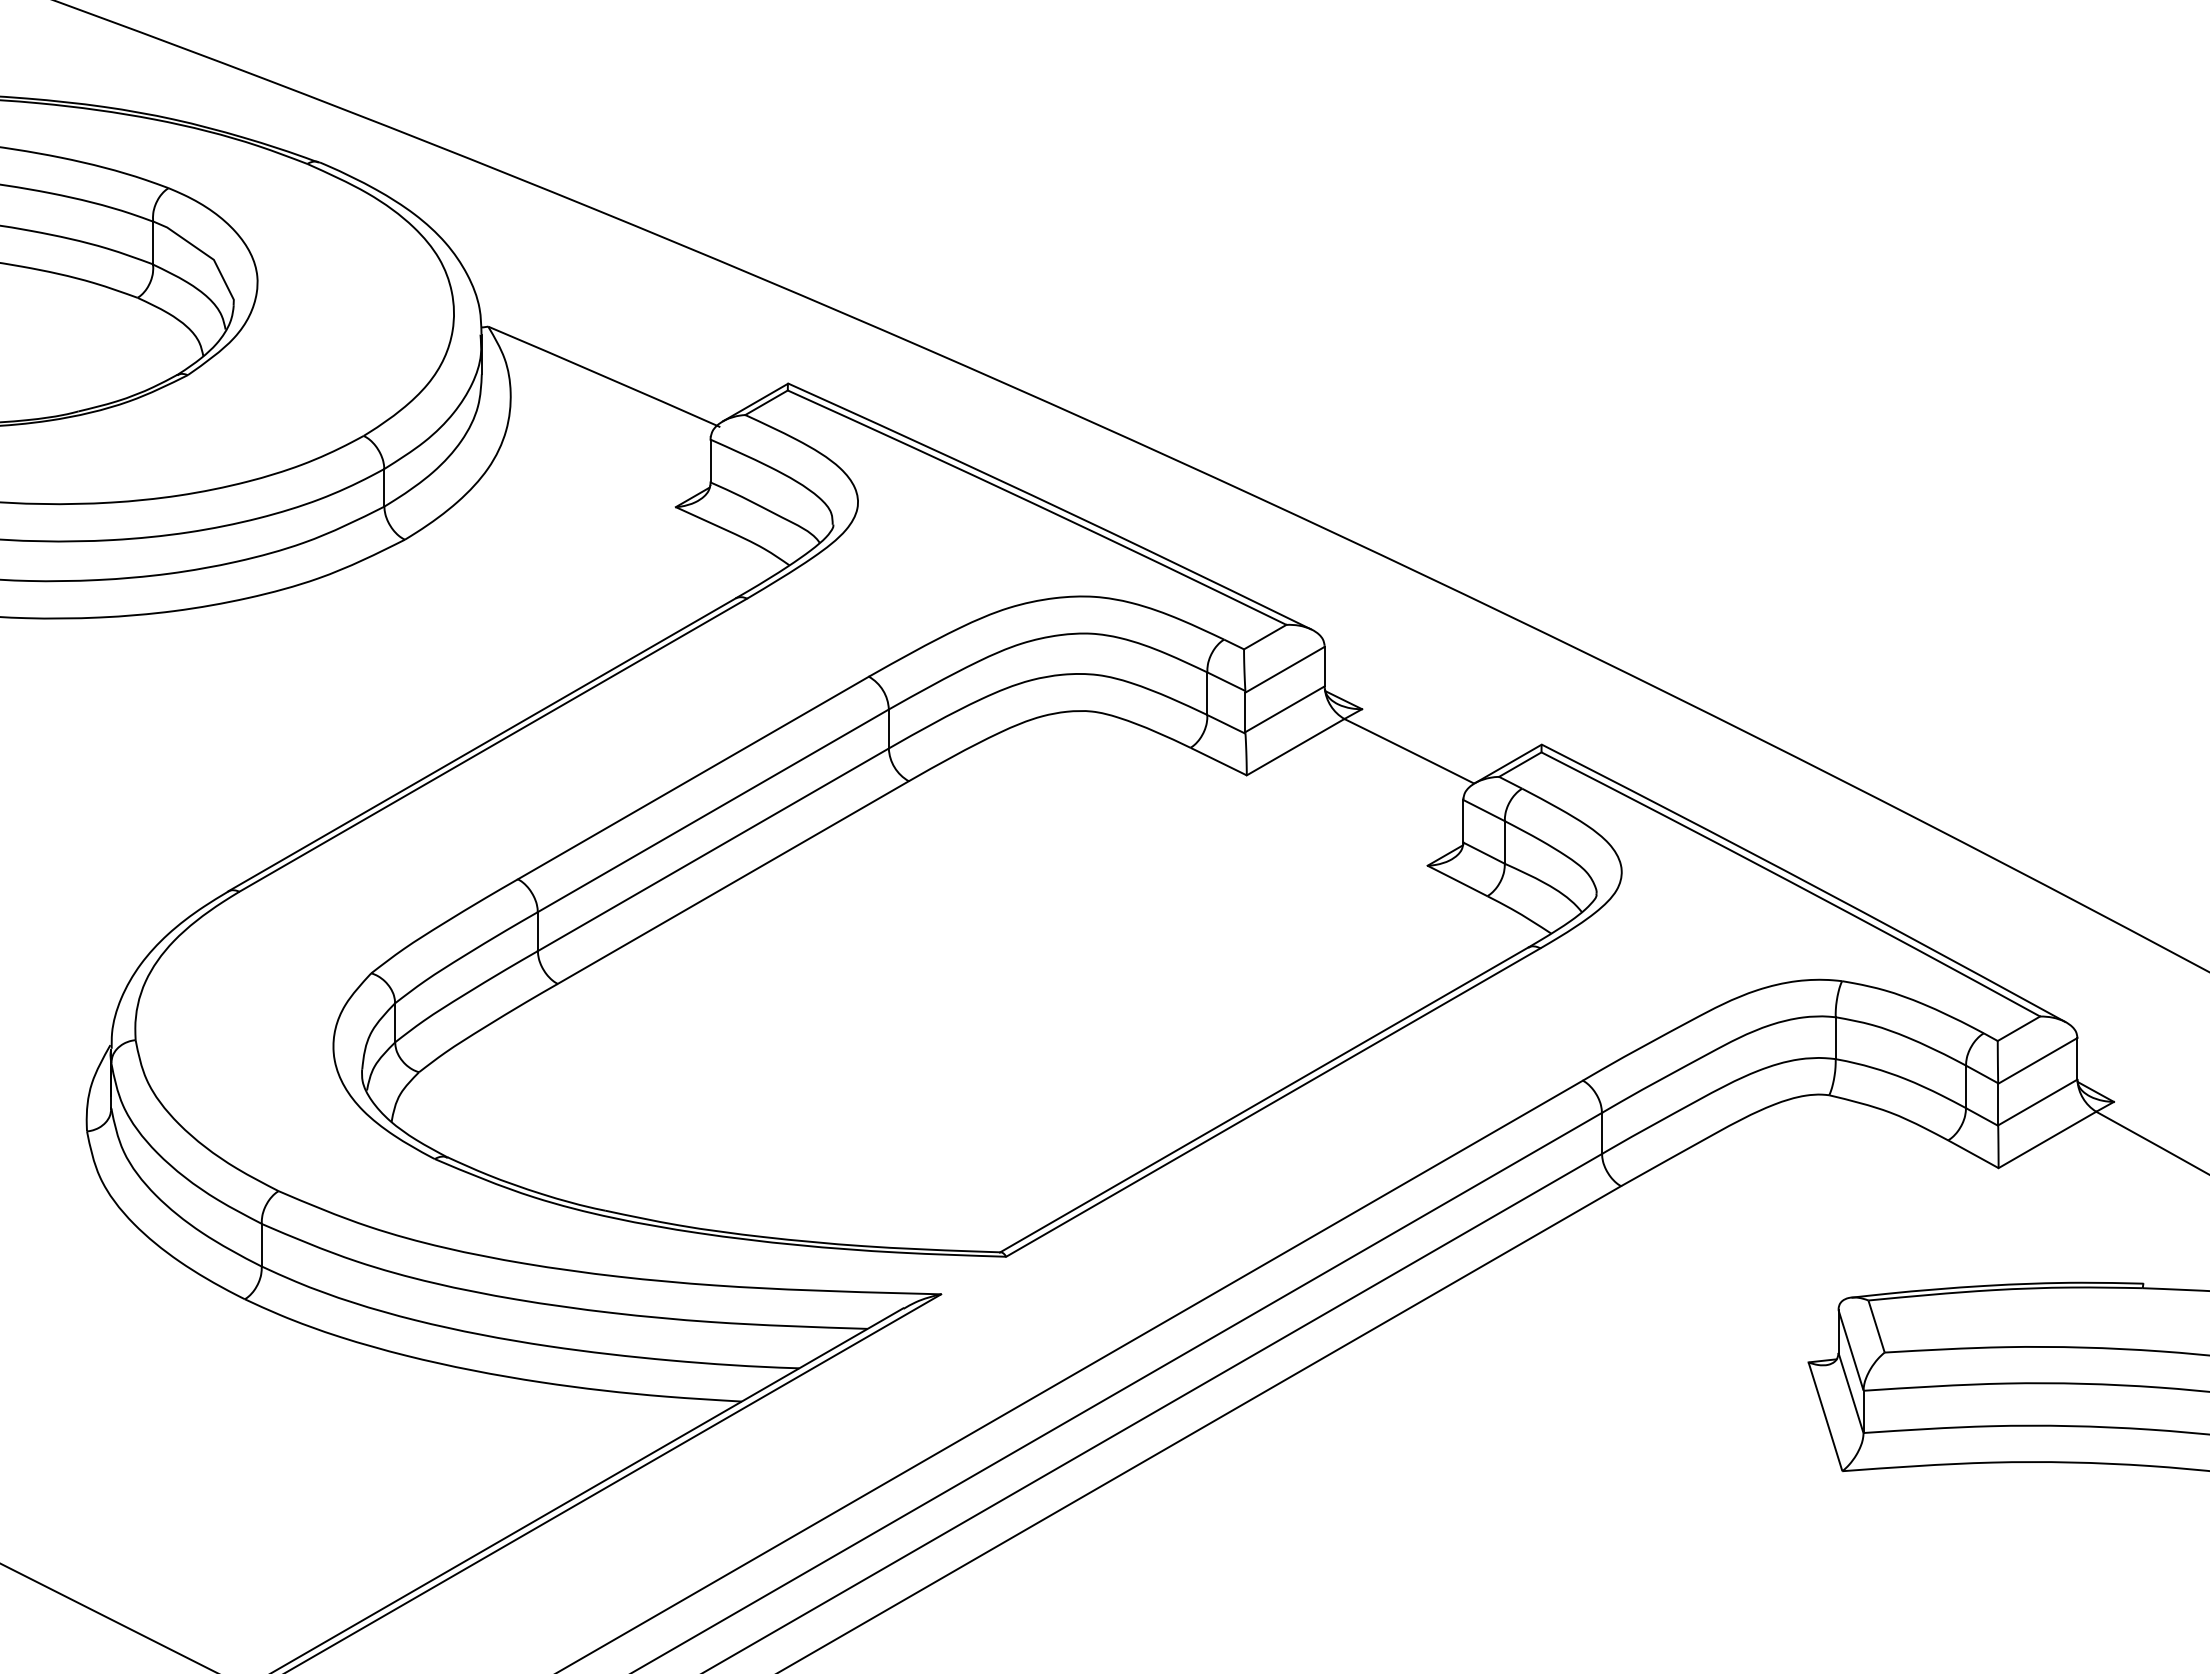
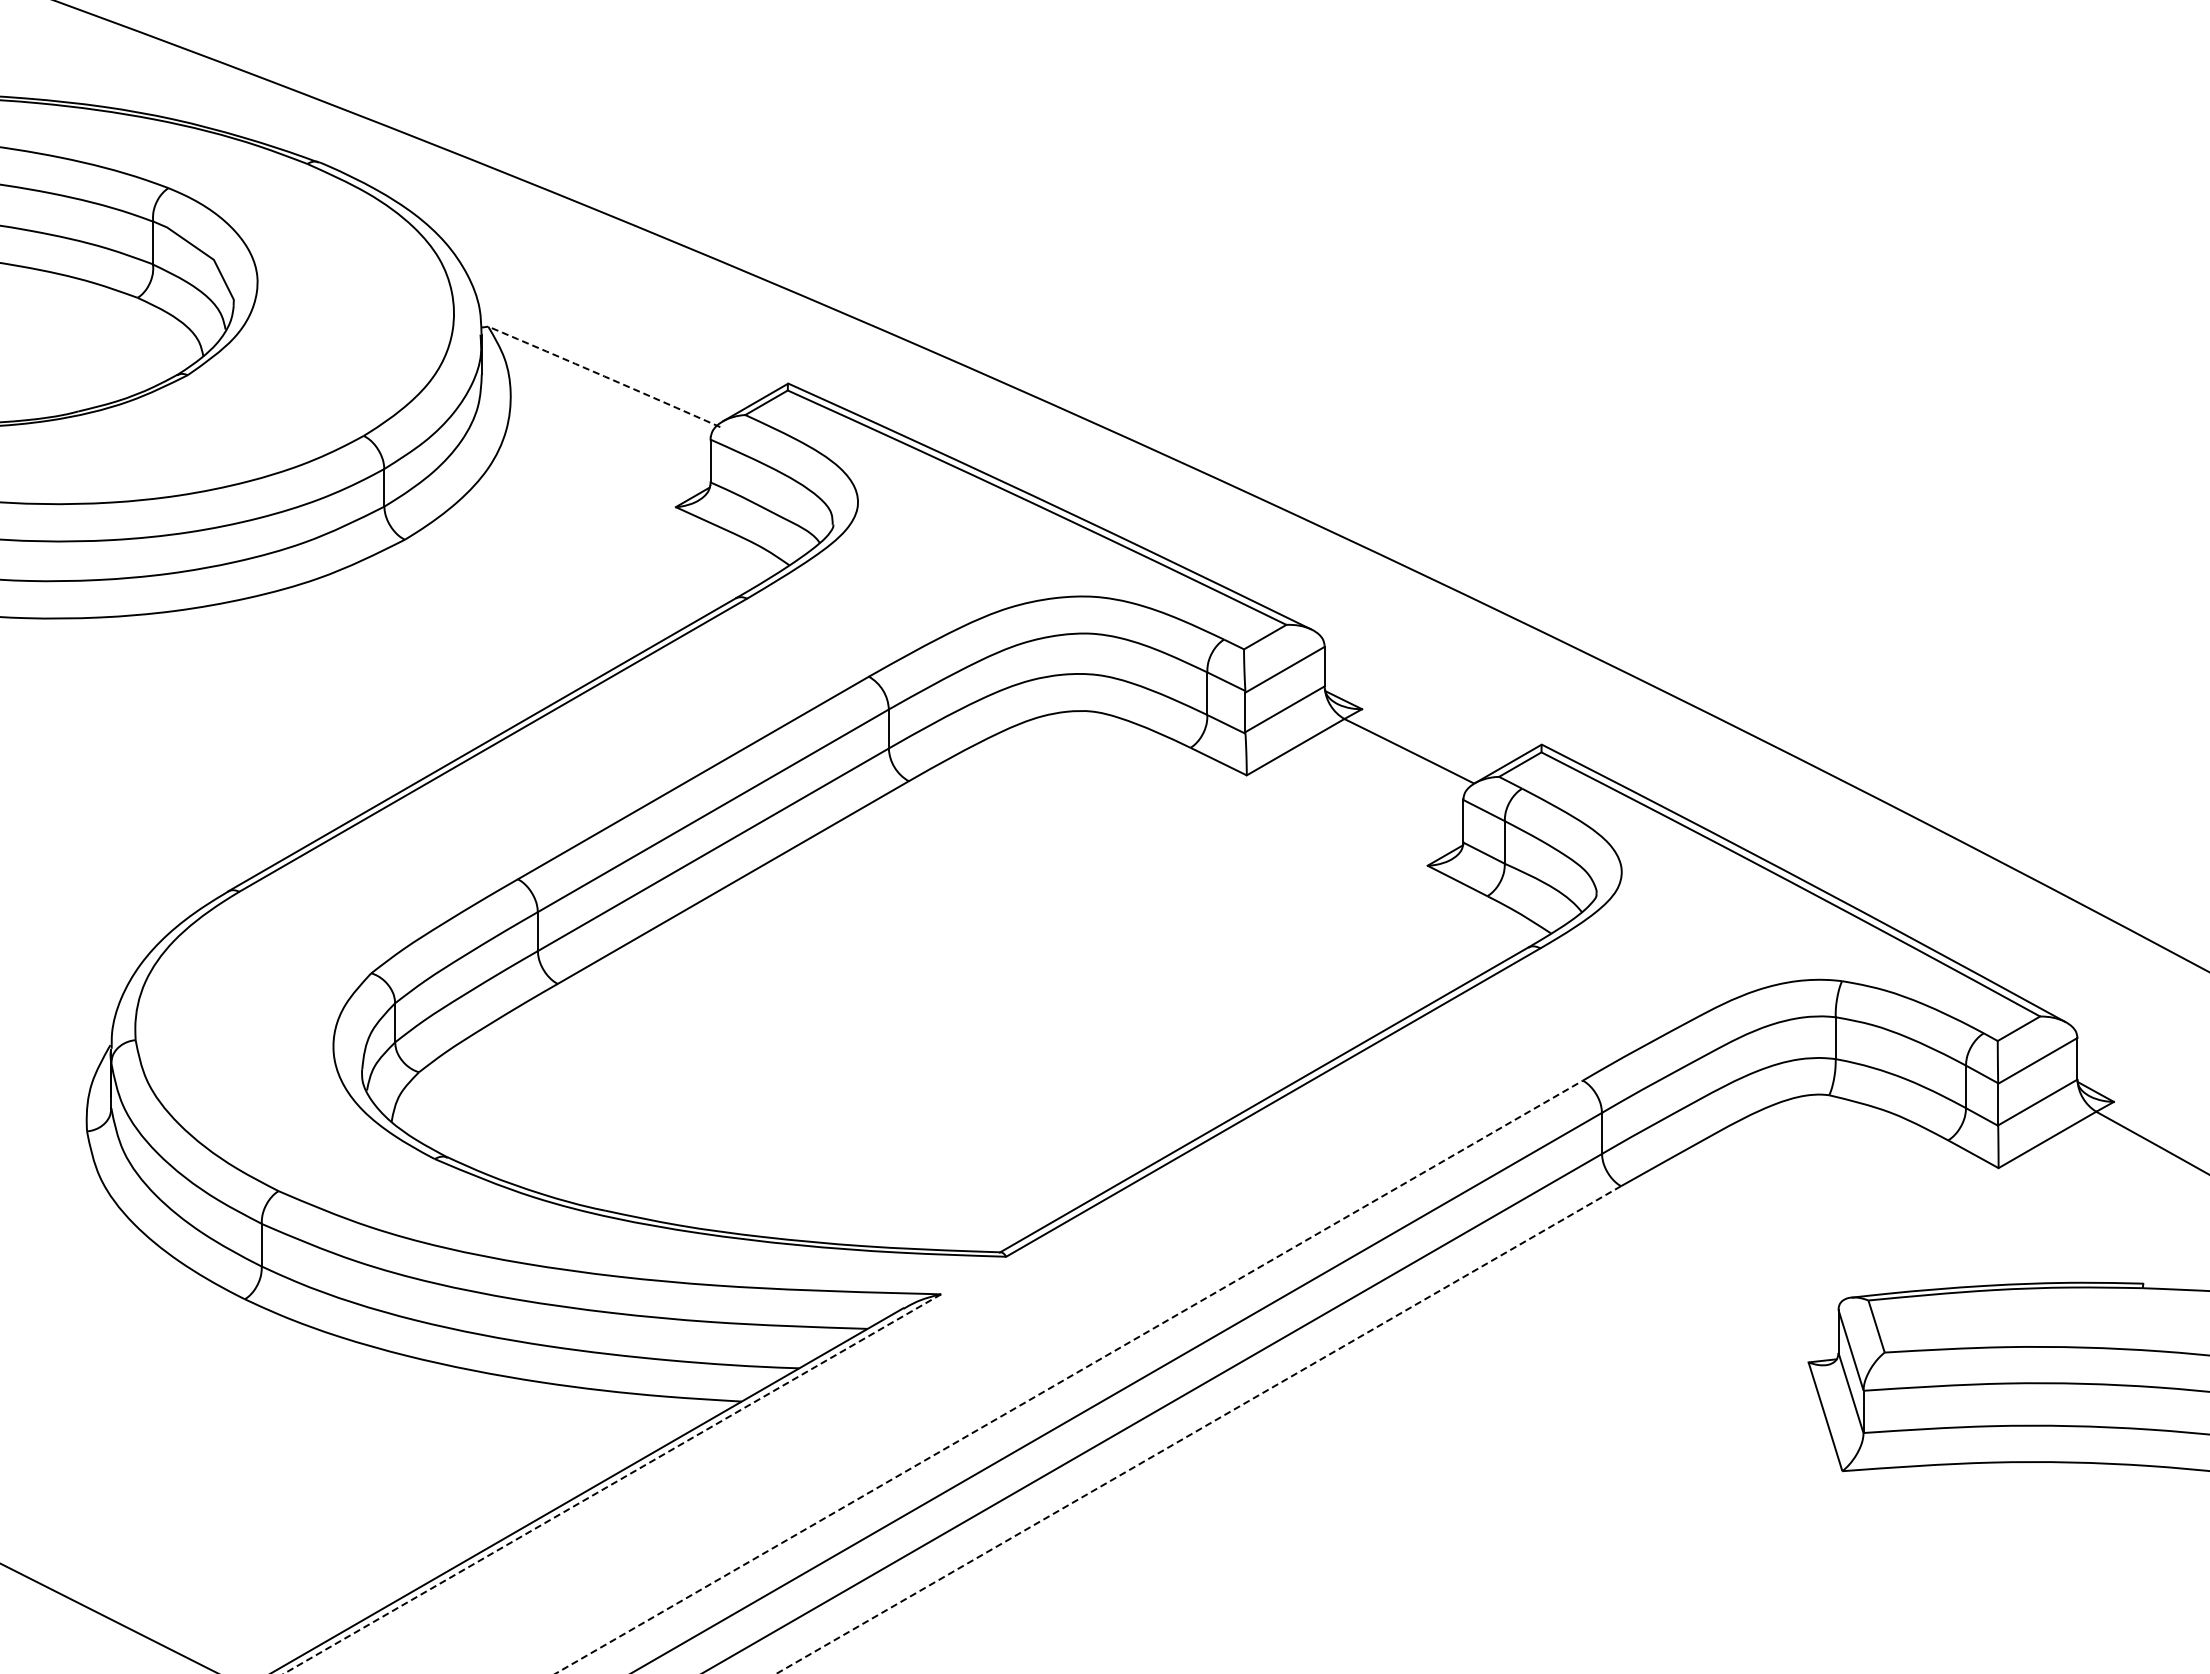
arc: solid -> dashed (604, 376)
line: solid -> dashed (1069, 1377)
line: solid -> dashed (1198, 1430)
line: solid -> dashed (612, 1484)
